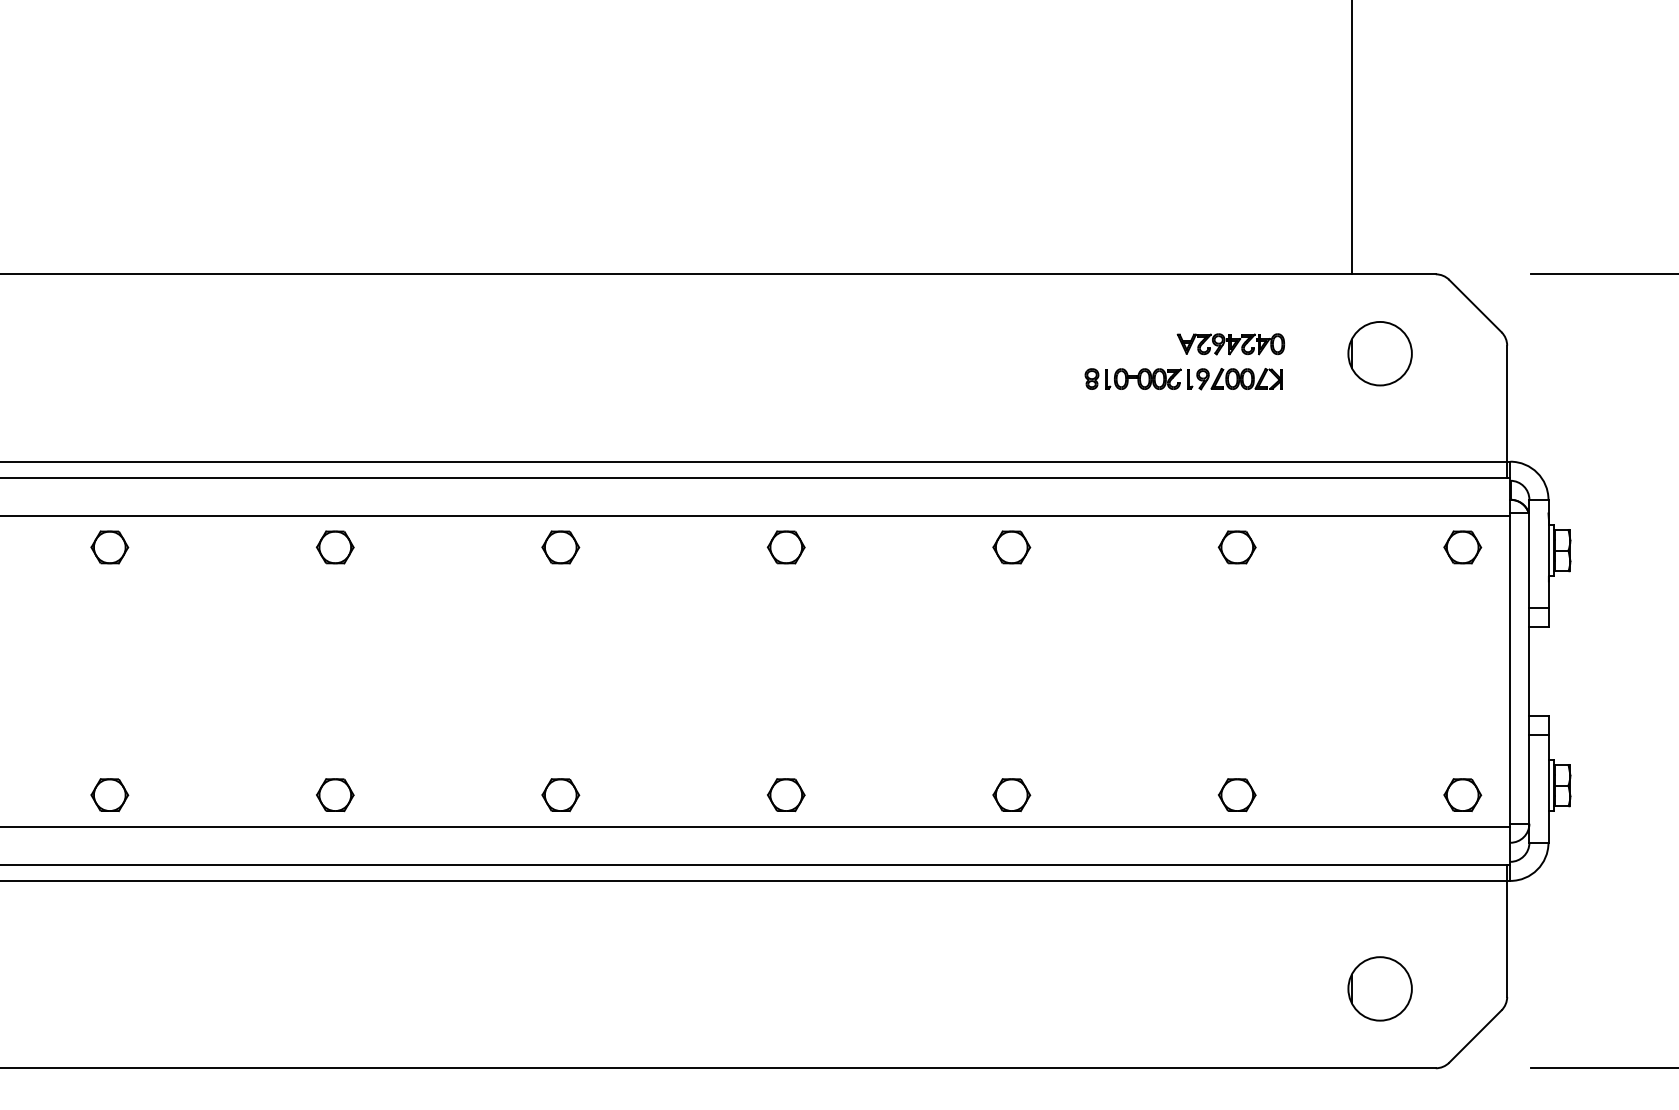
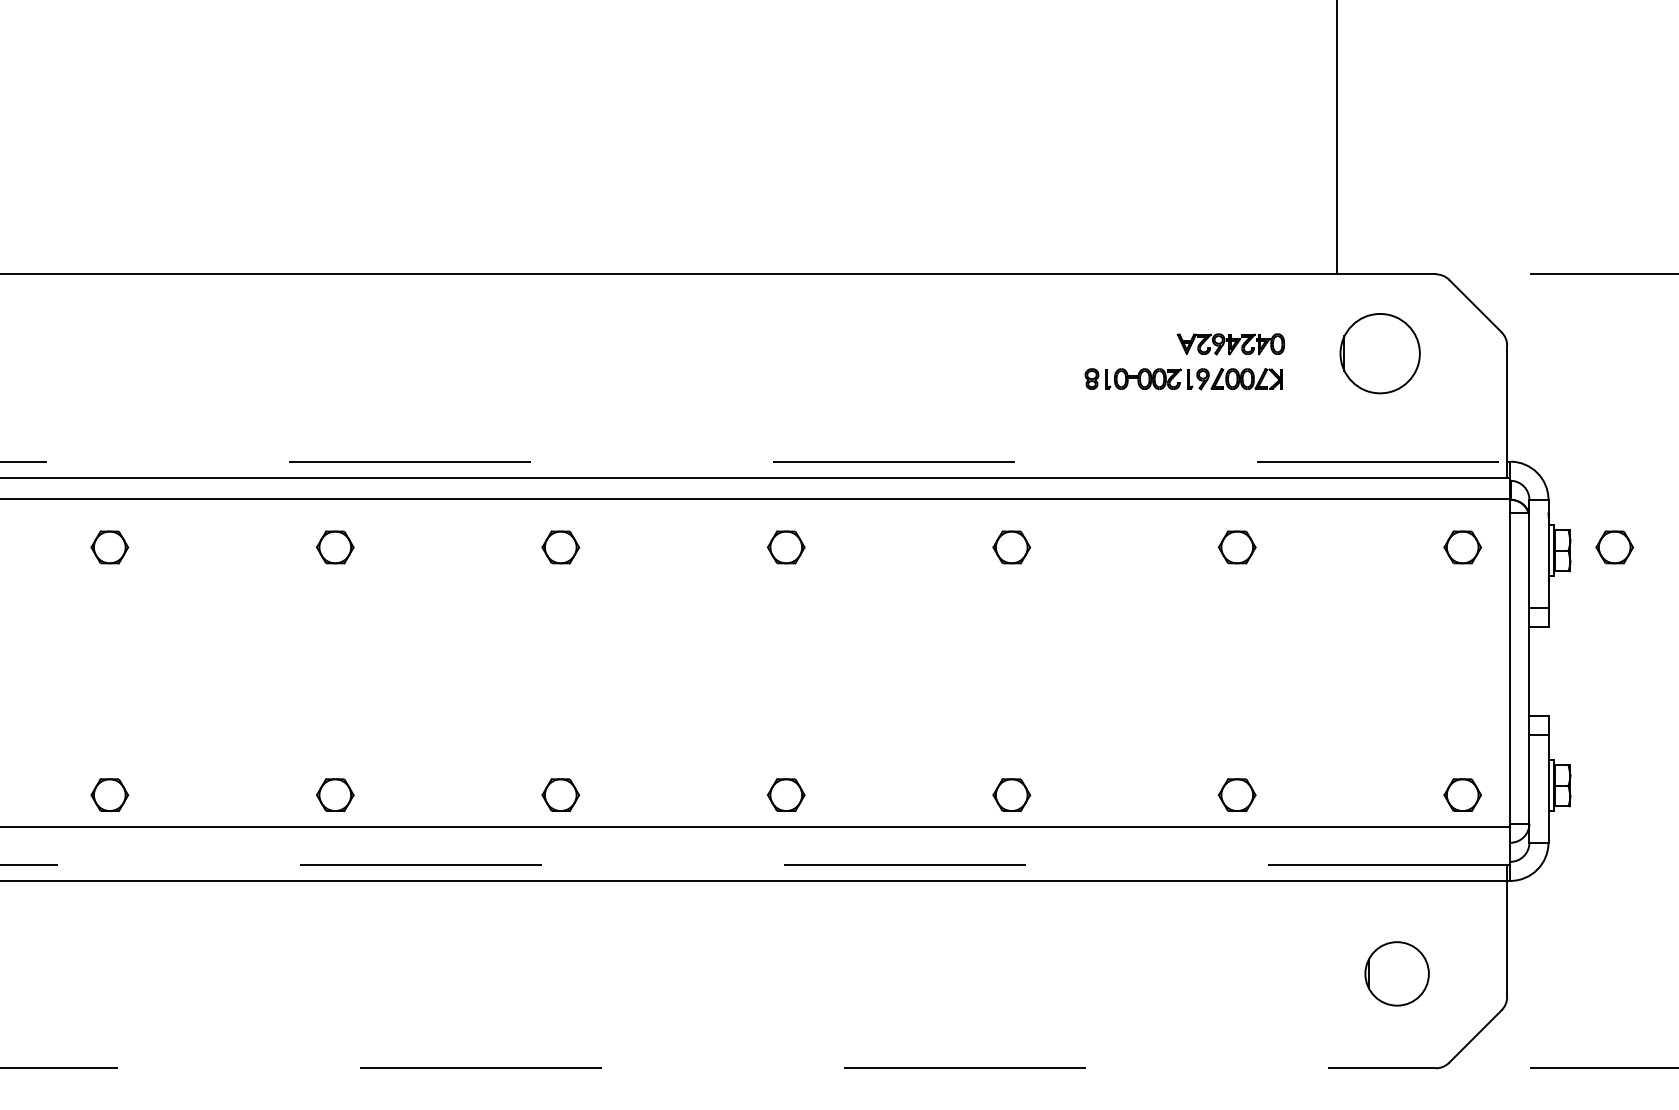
line position: (1351, 138) -> (1336, 138) (1336, 138)
part size: 66x66 px -> 82x82 px (1379, 353)
line: solid -> dashed (754, 461)
line position: (756, 515) -> (756, 498) (756, 498)
part: none -> present (1614, 547)
line: solid -> dashed (755, 865)
part position: (1379, 988) -> (1396, 973) (1396, 973)
line: solid -> dashed (718, 1068)
